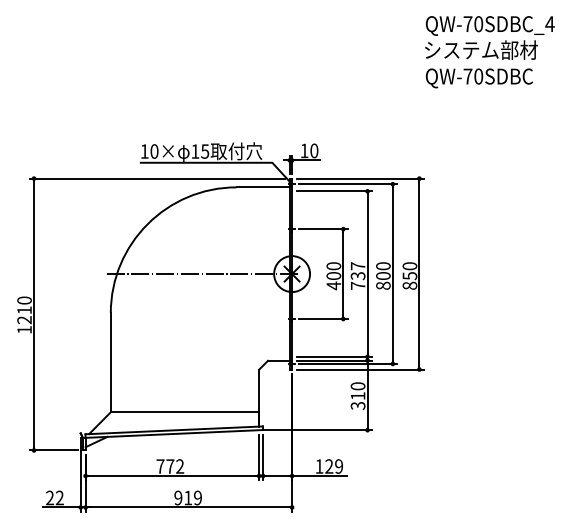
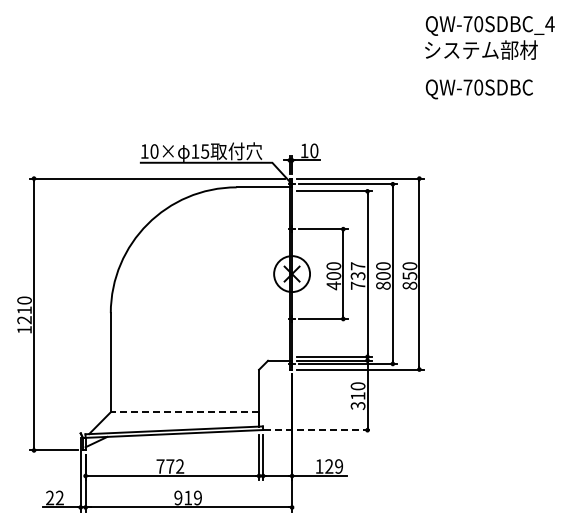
text position: (478, 78) -> (478, 89) (478, 89)
line: present -> none (201, 274)
line: solid -> dashed (184, 412)
line: solid -> dashed (318, 430)
